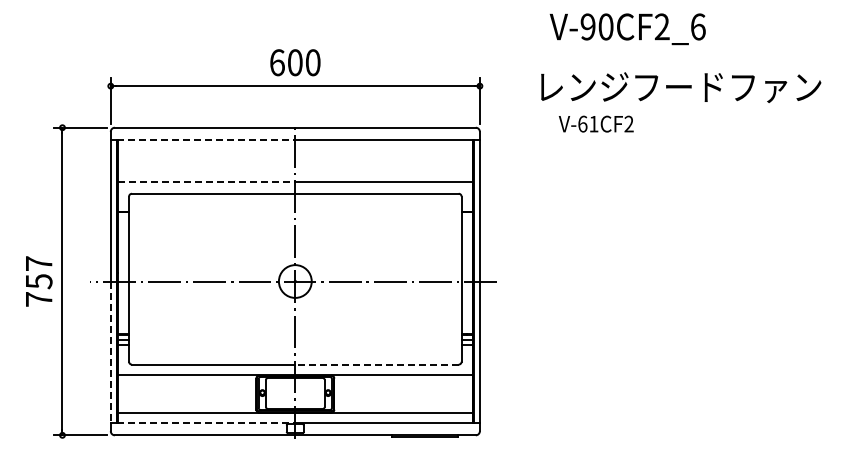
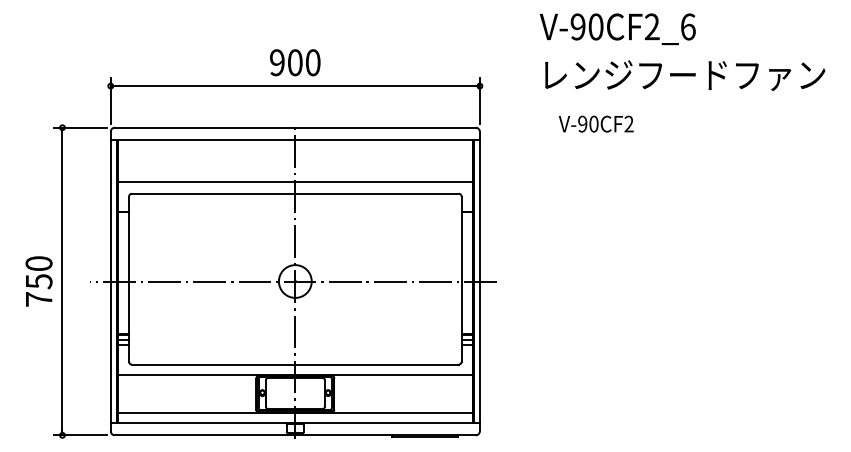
text position: (627, 29) -> (617, 29) (617, 29)
text: 600 -> 900 (277, 62)
text position: (681, 87) -> (685, 75) (685, 75)
text: V-61CF2 -> V-90CF2 (588, 123)
line: dashed -> solid (206, 140)
line: dashed -> solid (206, 181)
text: 757 -> 750 (38, 263)
line: dashed -> solid (110, 352)
line: dashed -> solid (377, 364)
line: dashed -> solid (206, 423)
